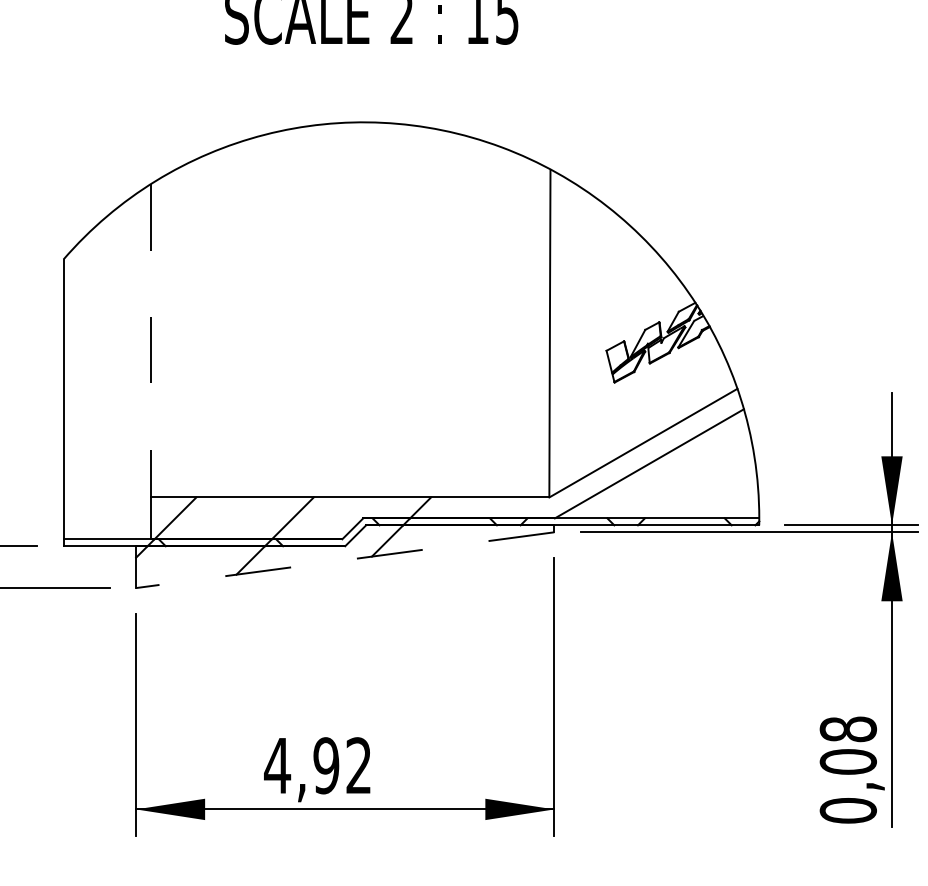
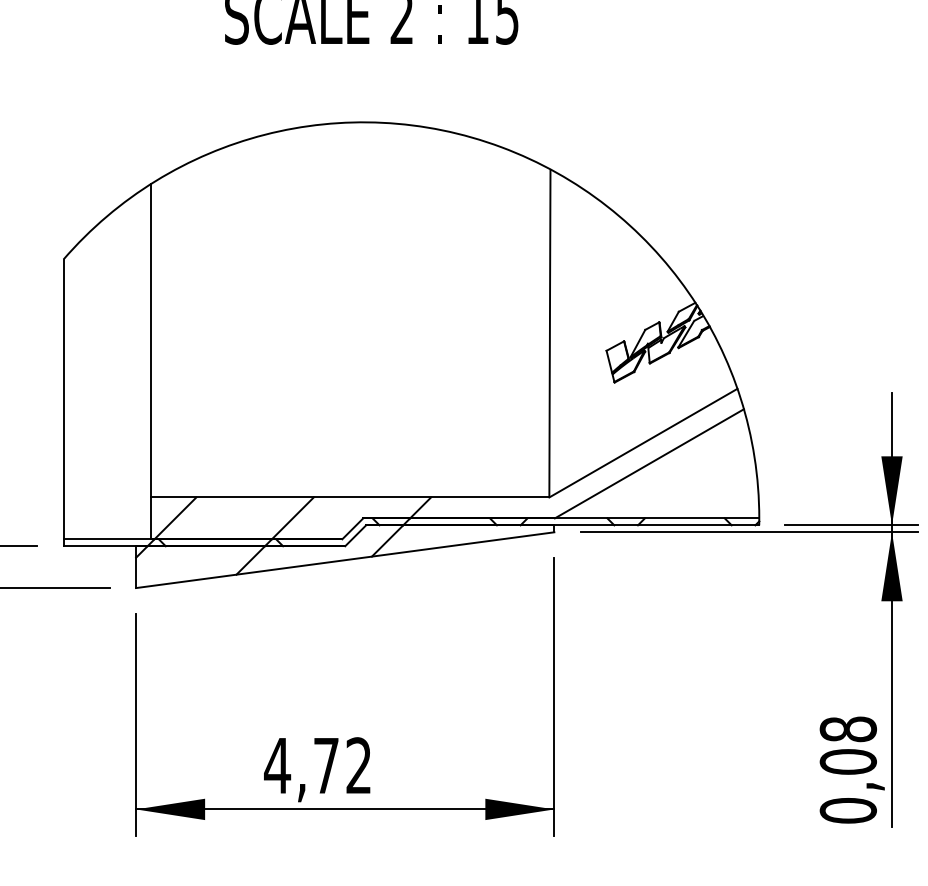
line: dashed -> solid (150, 340)
line: dashed -> solid (345, 560)
text: 4,92 -> 4,72 (326, 765)
